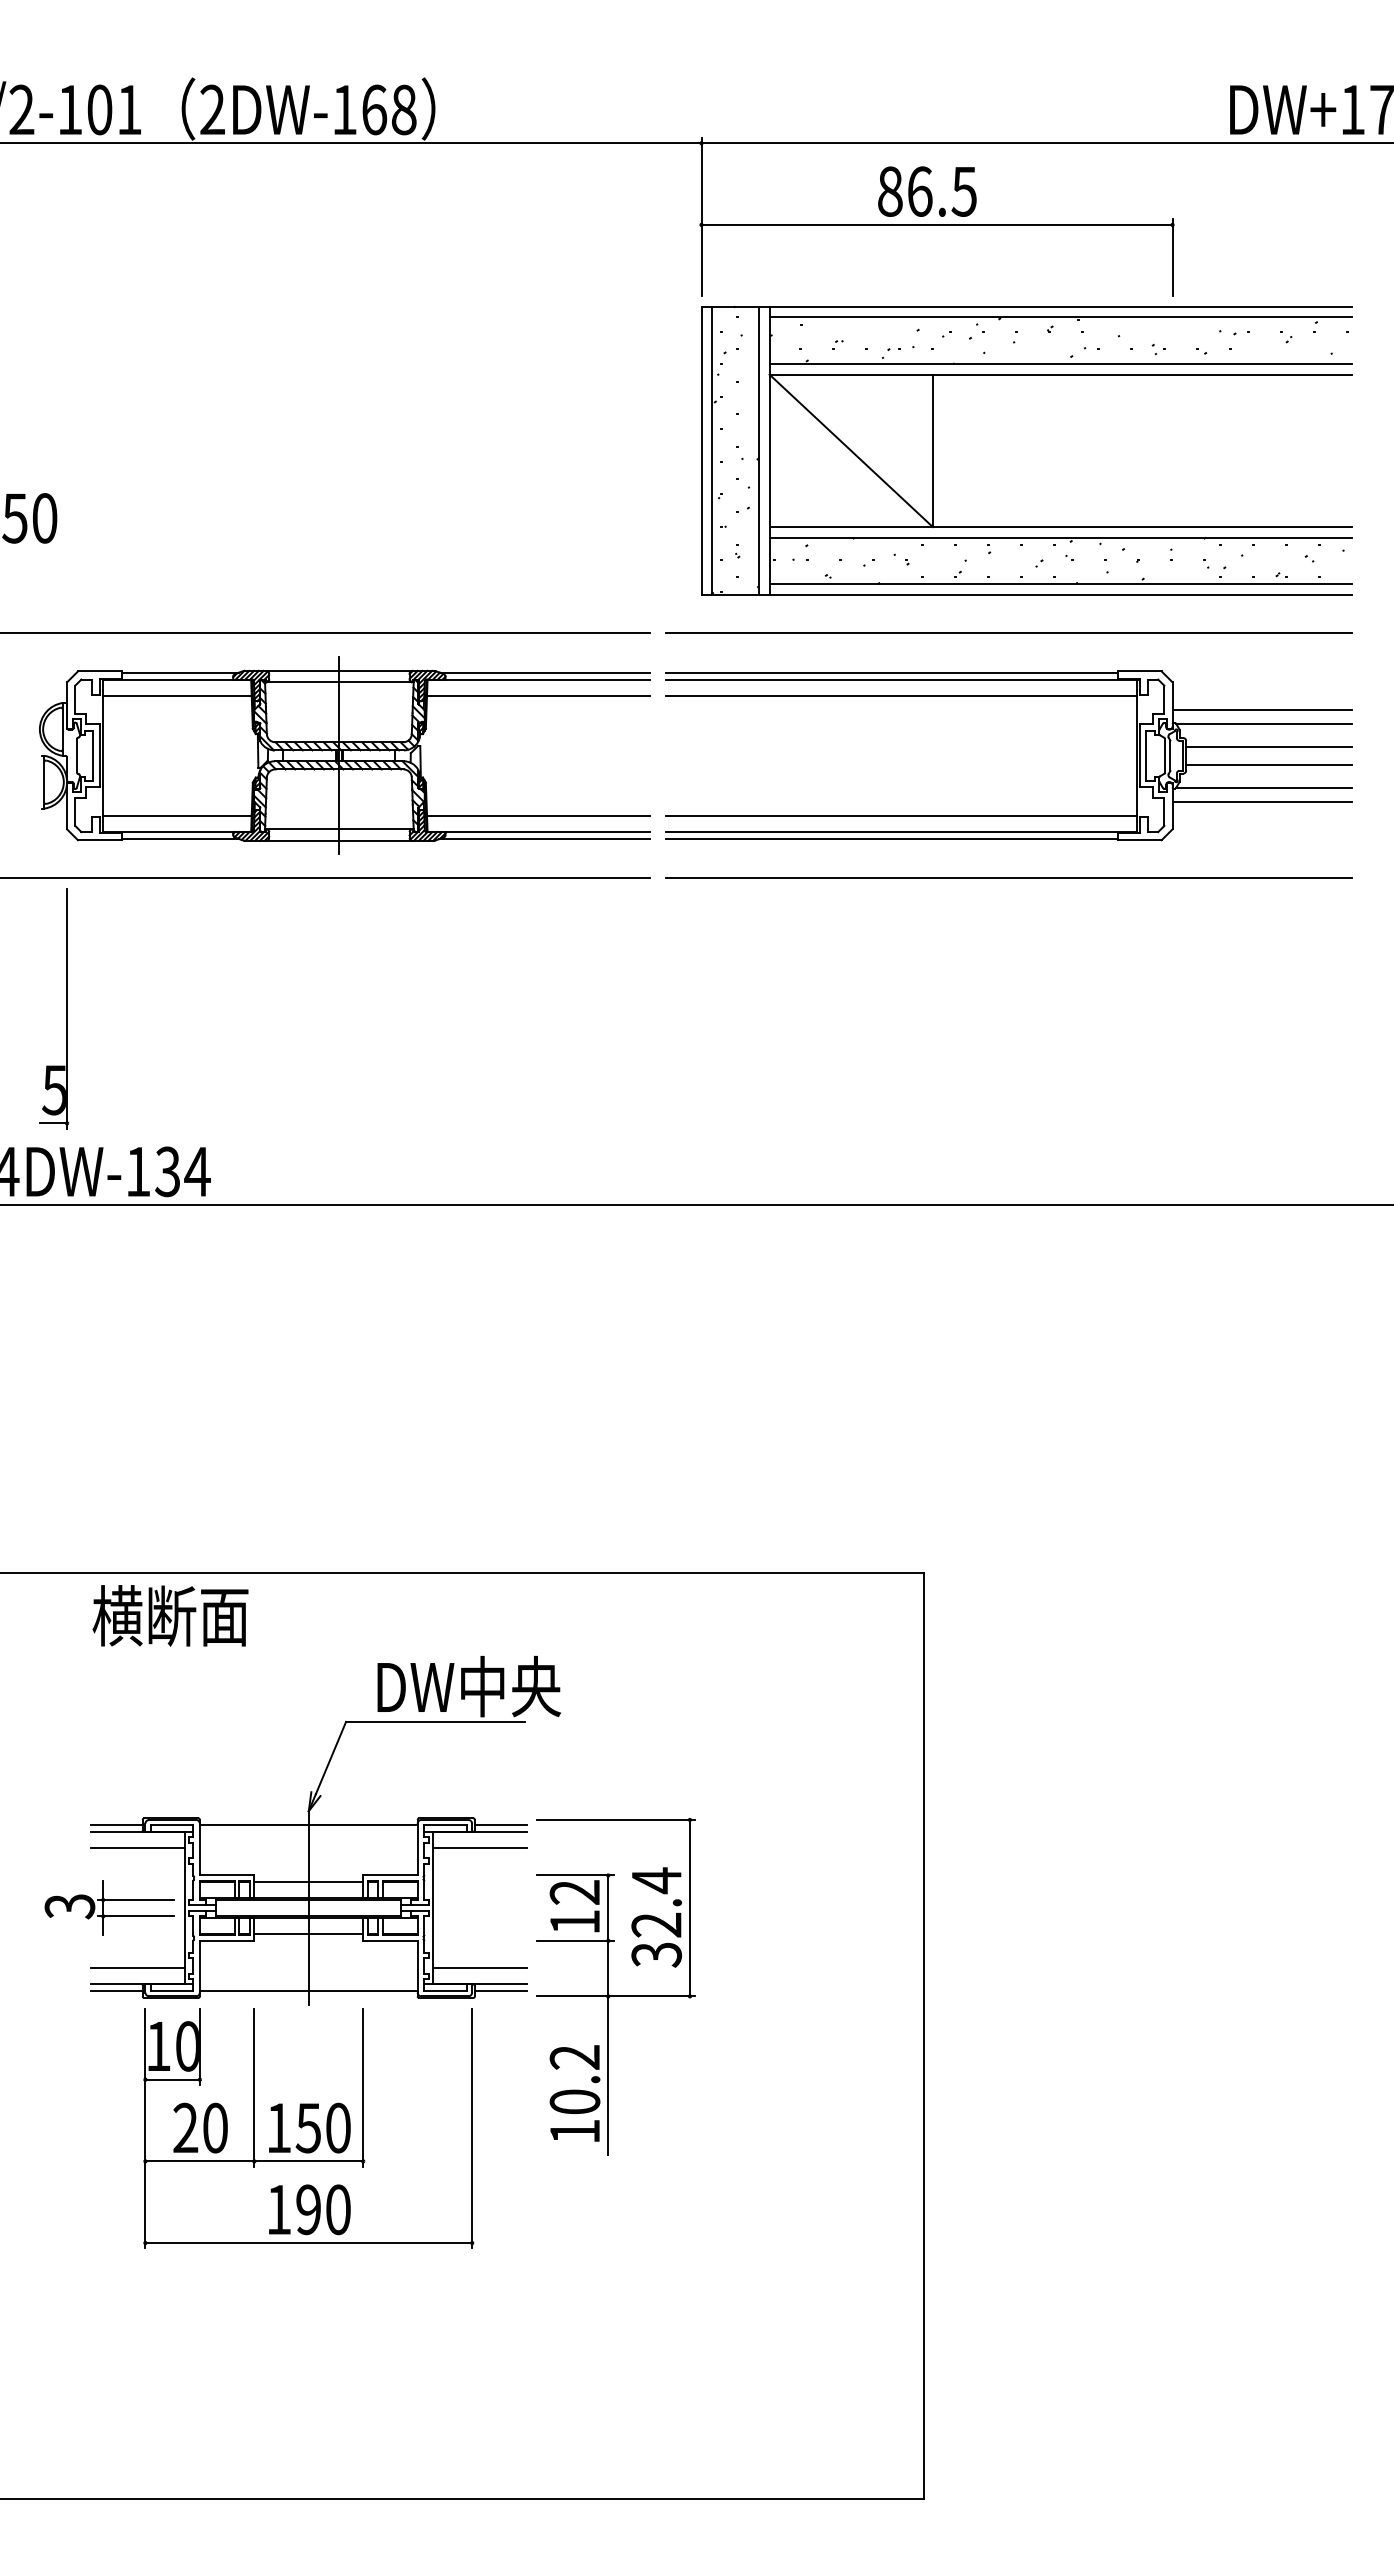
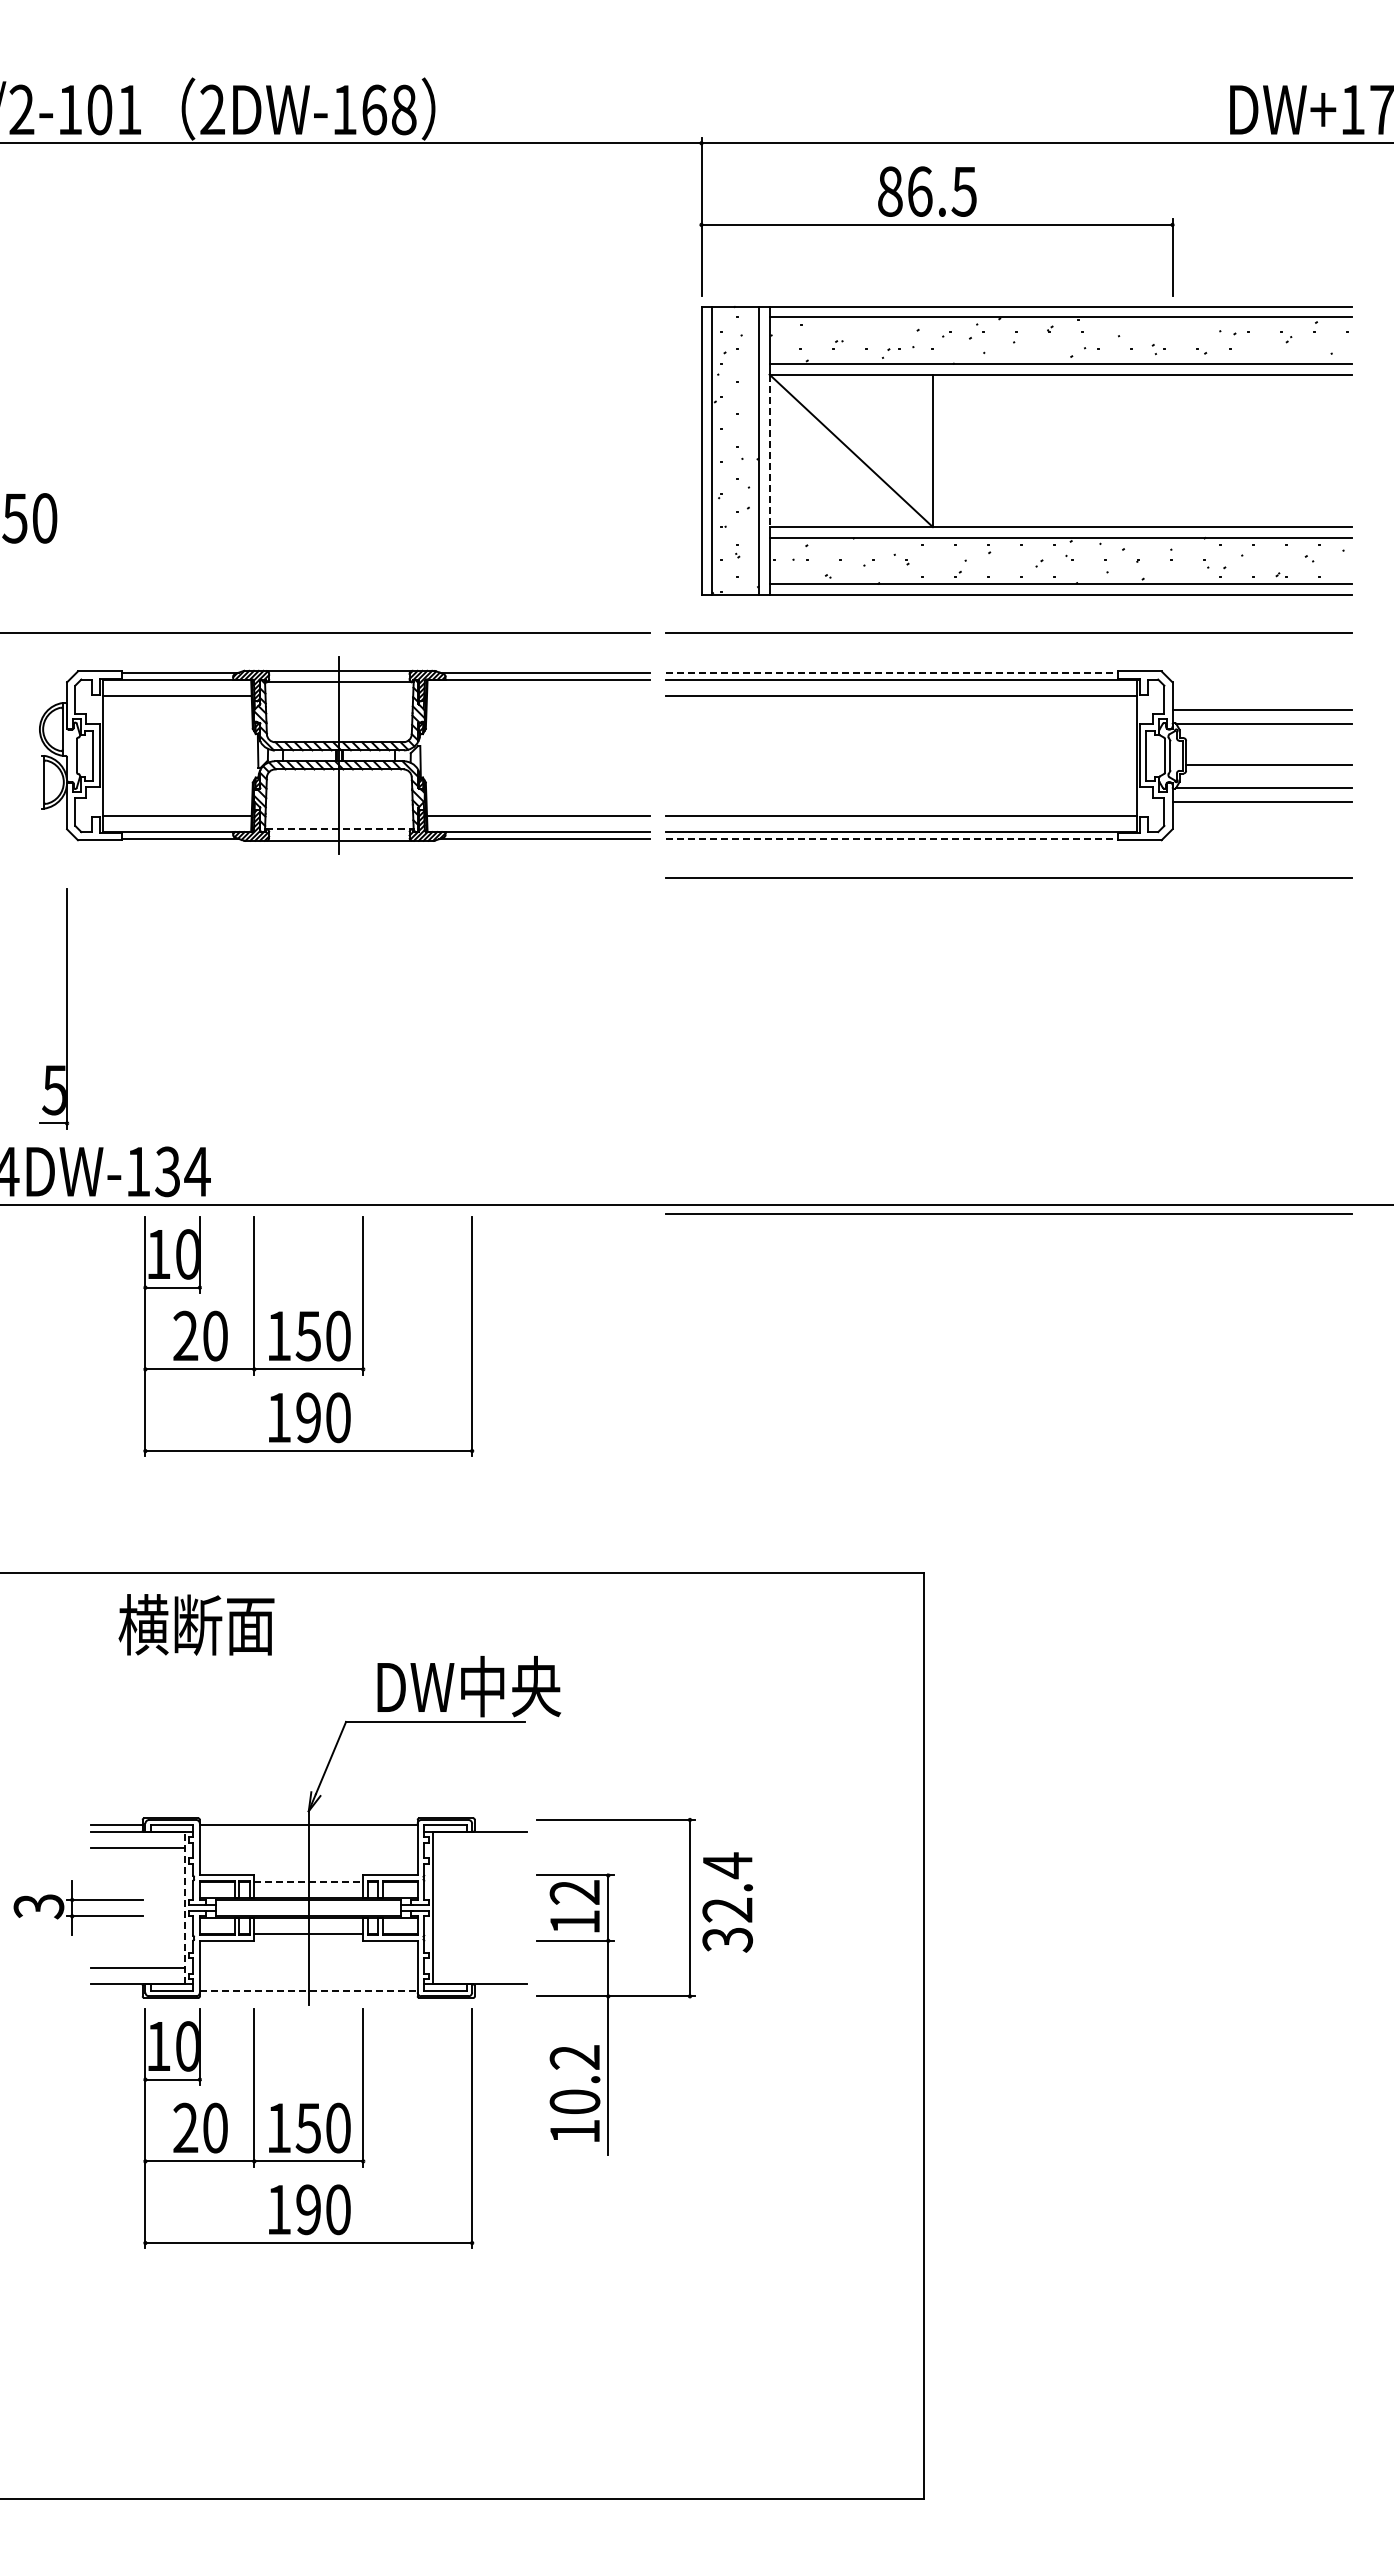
line: solid -> dashed (769, 451)
line: solid -> dashed (892, 672)
line: present -> none (538, 695)
line: present -> none (1269, 746)
line: solid -> dashed (339, 829)
line: solid -> dashed (892, 839)
line: present -> none (325, 878)
line: none -> present (1008, 1213)
part: none -> present (308, 1336)
text position: (170, 1615) -> (196, 1624) (196, 1624)
line: present -> none (500, 1824)
line: present -> none (479, 1848)
line: solid -> dashed (309, 1882)
part position: (109, 1907) -> (78, 1907) (78, 1907)
line: solid -> dashed (184, 1907)
text position: (656, 1917) -> (727, 1902) (727, 1902)
line: present -> none (479, 1968)
line: present -> none (116, 1991)
line: solid -> dashed (308, 1991)
line: present -> none (500, 1991)
